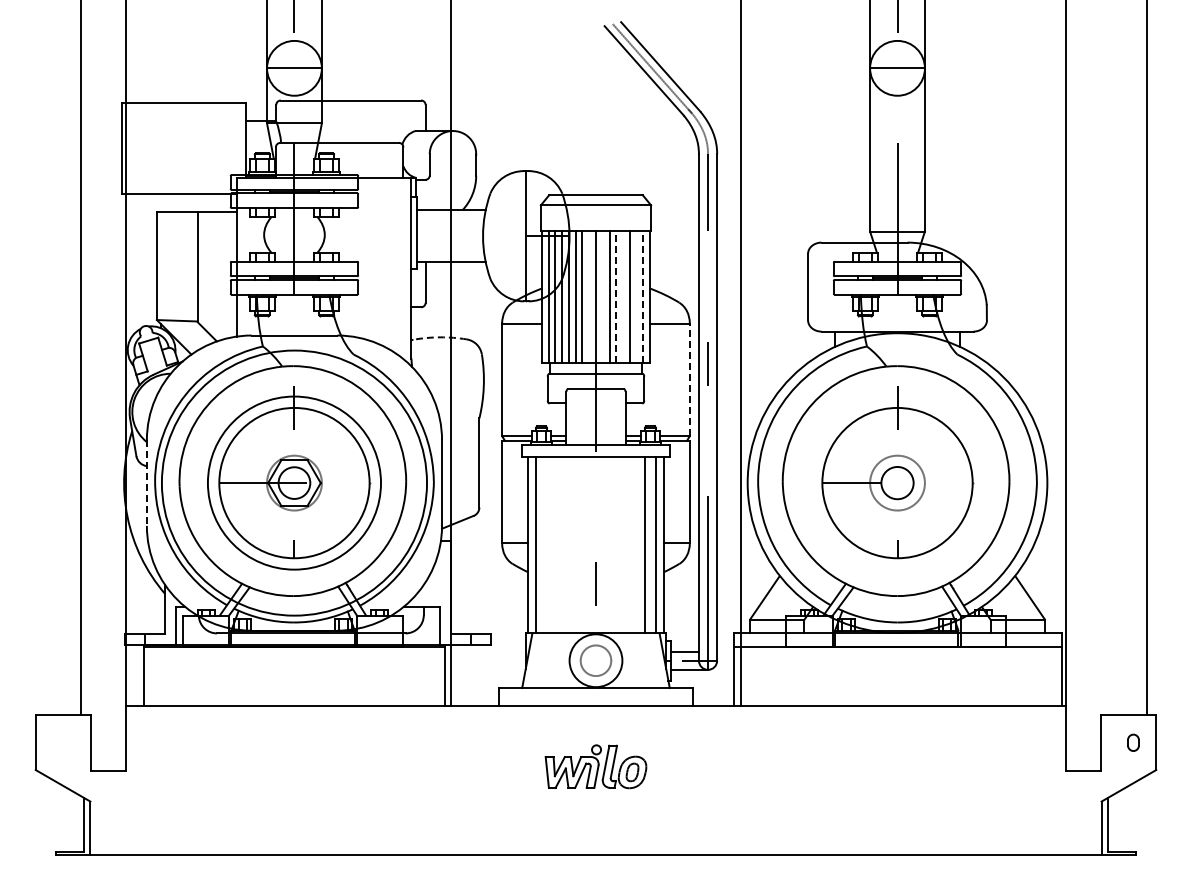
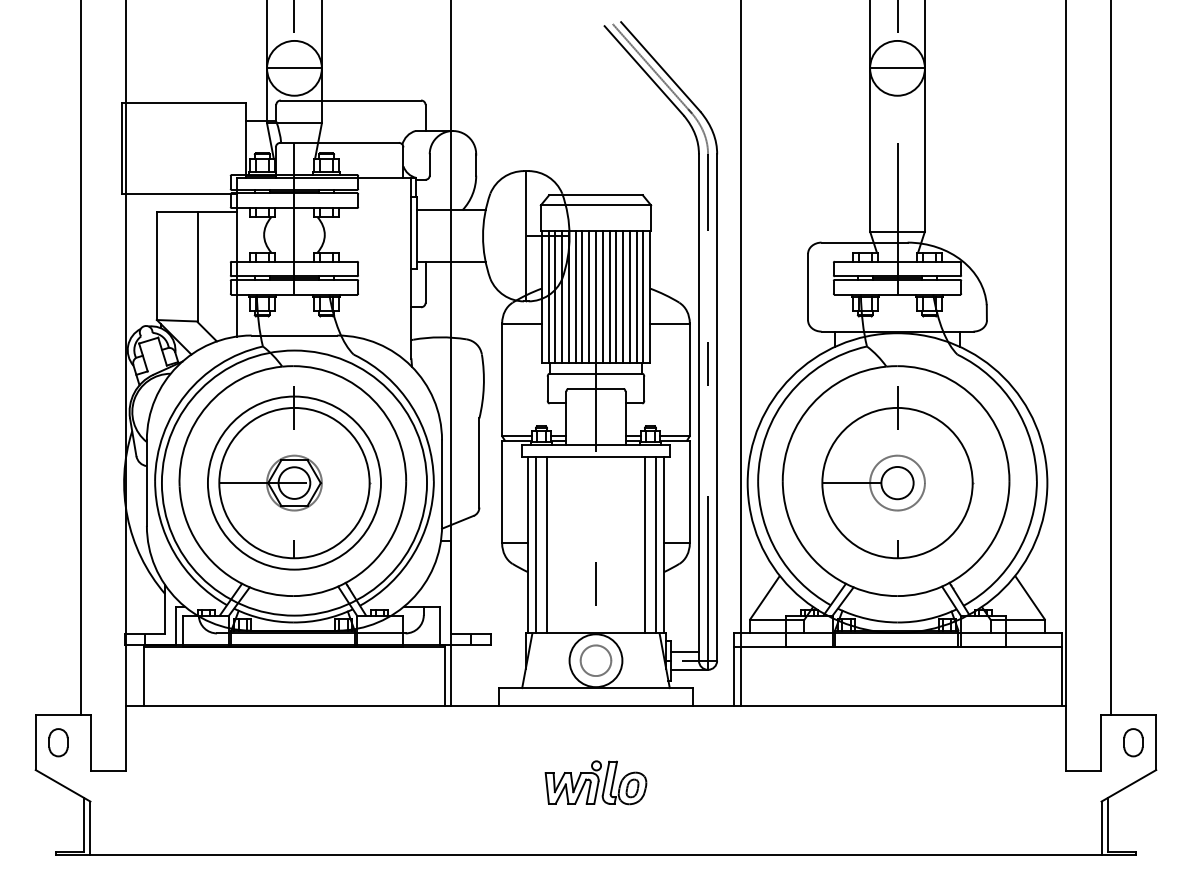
line: none -> present (589, 296)
line: none -> present (602, 296)
line: dashed -> solid (616, 296)
line: none -> present (623, 296)
line: none -> present (636, 296)
line: dashed -> solid (643, 296)
arc: dashed -> solid (440, 337)
line position: (1147, 358) -> (1111, 358) (1111, 358)
line: dashed -> solid (689, 379)
line: dashed -> solid (146, 483)
line: none -> present (546, 544)
part: none -> present (58, 742)
part size: 13x19 px -> 21x30 px (1133, 742)
part position: (595, 766) -> (595, 782) (595, 782)
